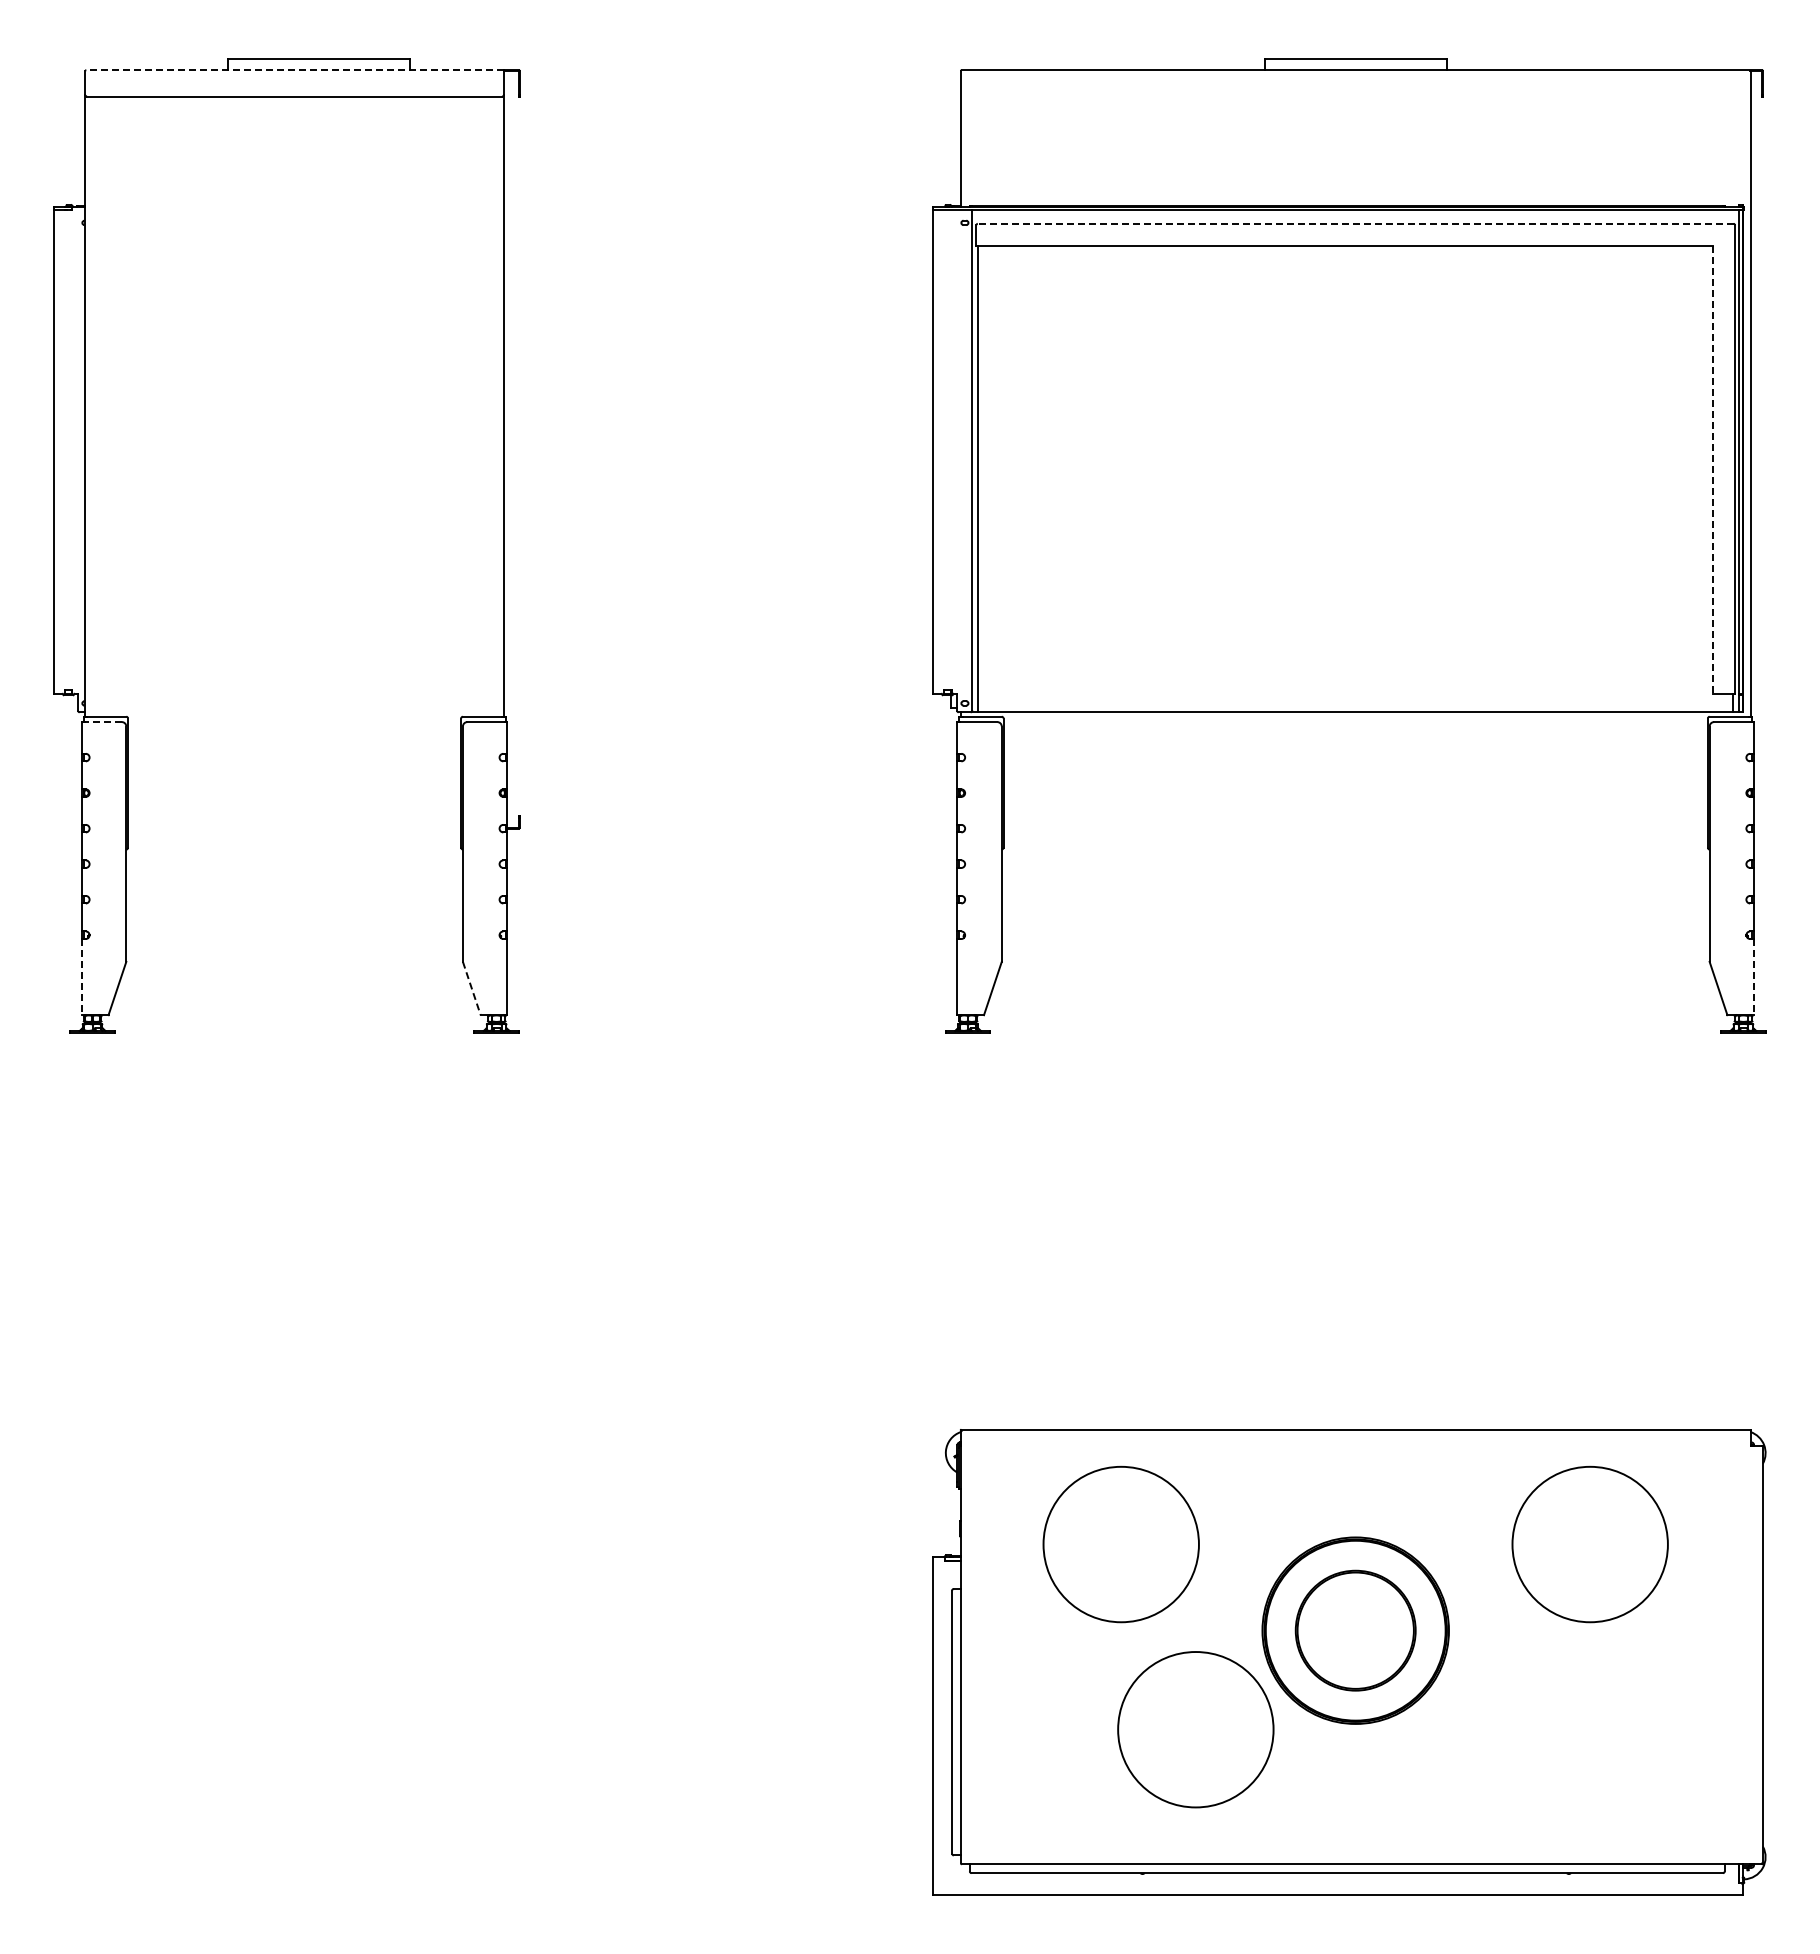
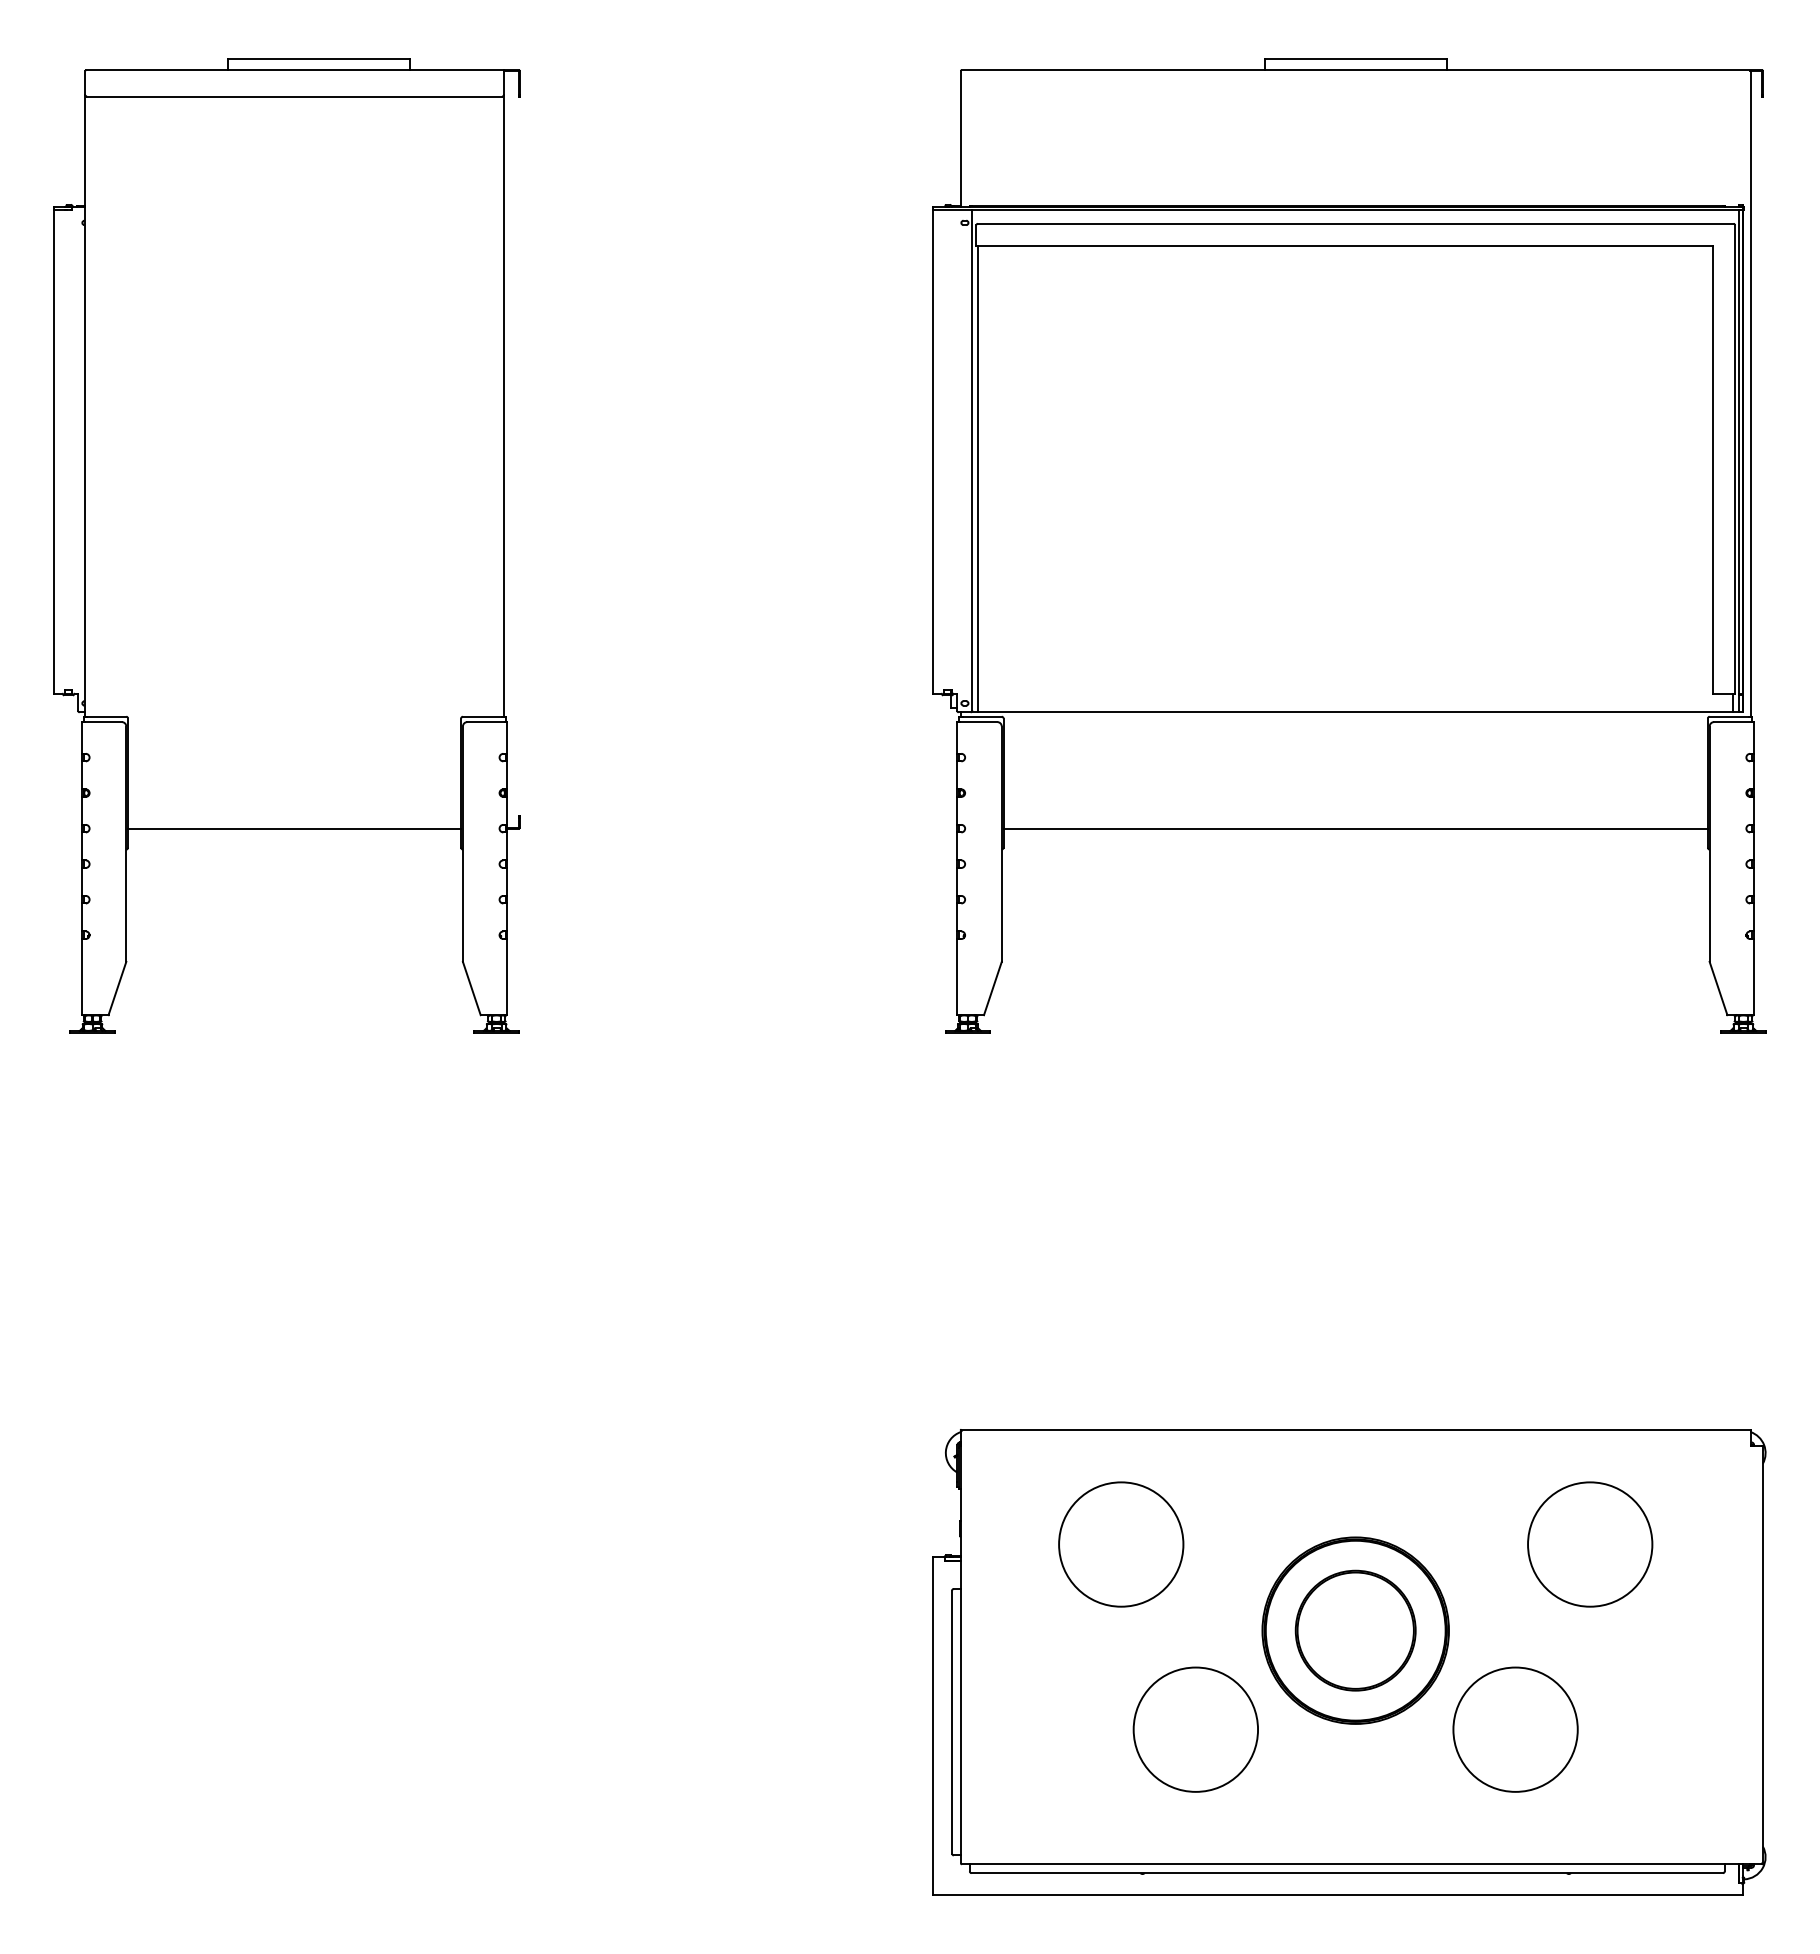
line: dashed -> solid (295, 70)
line: dashed -> solid (1355, 223)
line: dashed -> solid (1712, 469)
line: dashed -> solid (103, 722)
line: none -> present (294, 828)
line: none -> present (1355, 828)
line: dashed -> solid (81, 977)
line: dashed -> solid (1754, 977)
line: dashed -> solid (471, 988)
circle diameter: 155 px -> 124 px (1121, 1544)
circle diameter: 155 px -> 124 px (1590, 1544)
circle diameter: 155 px -> 124 px (1195, 1729)
circle: none -> present (1515, 1729)
